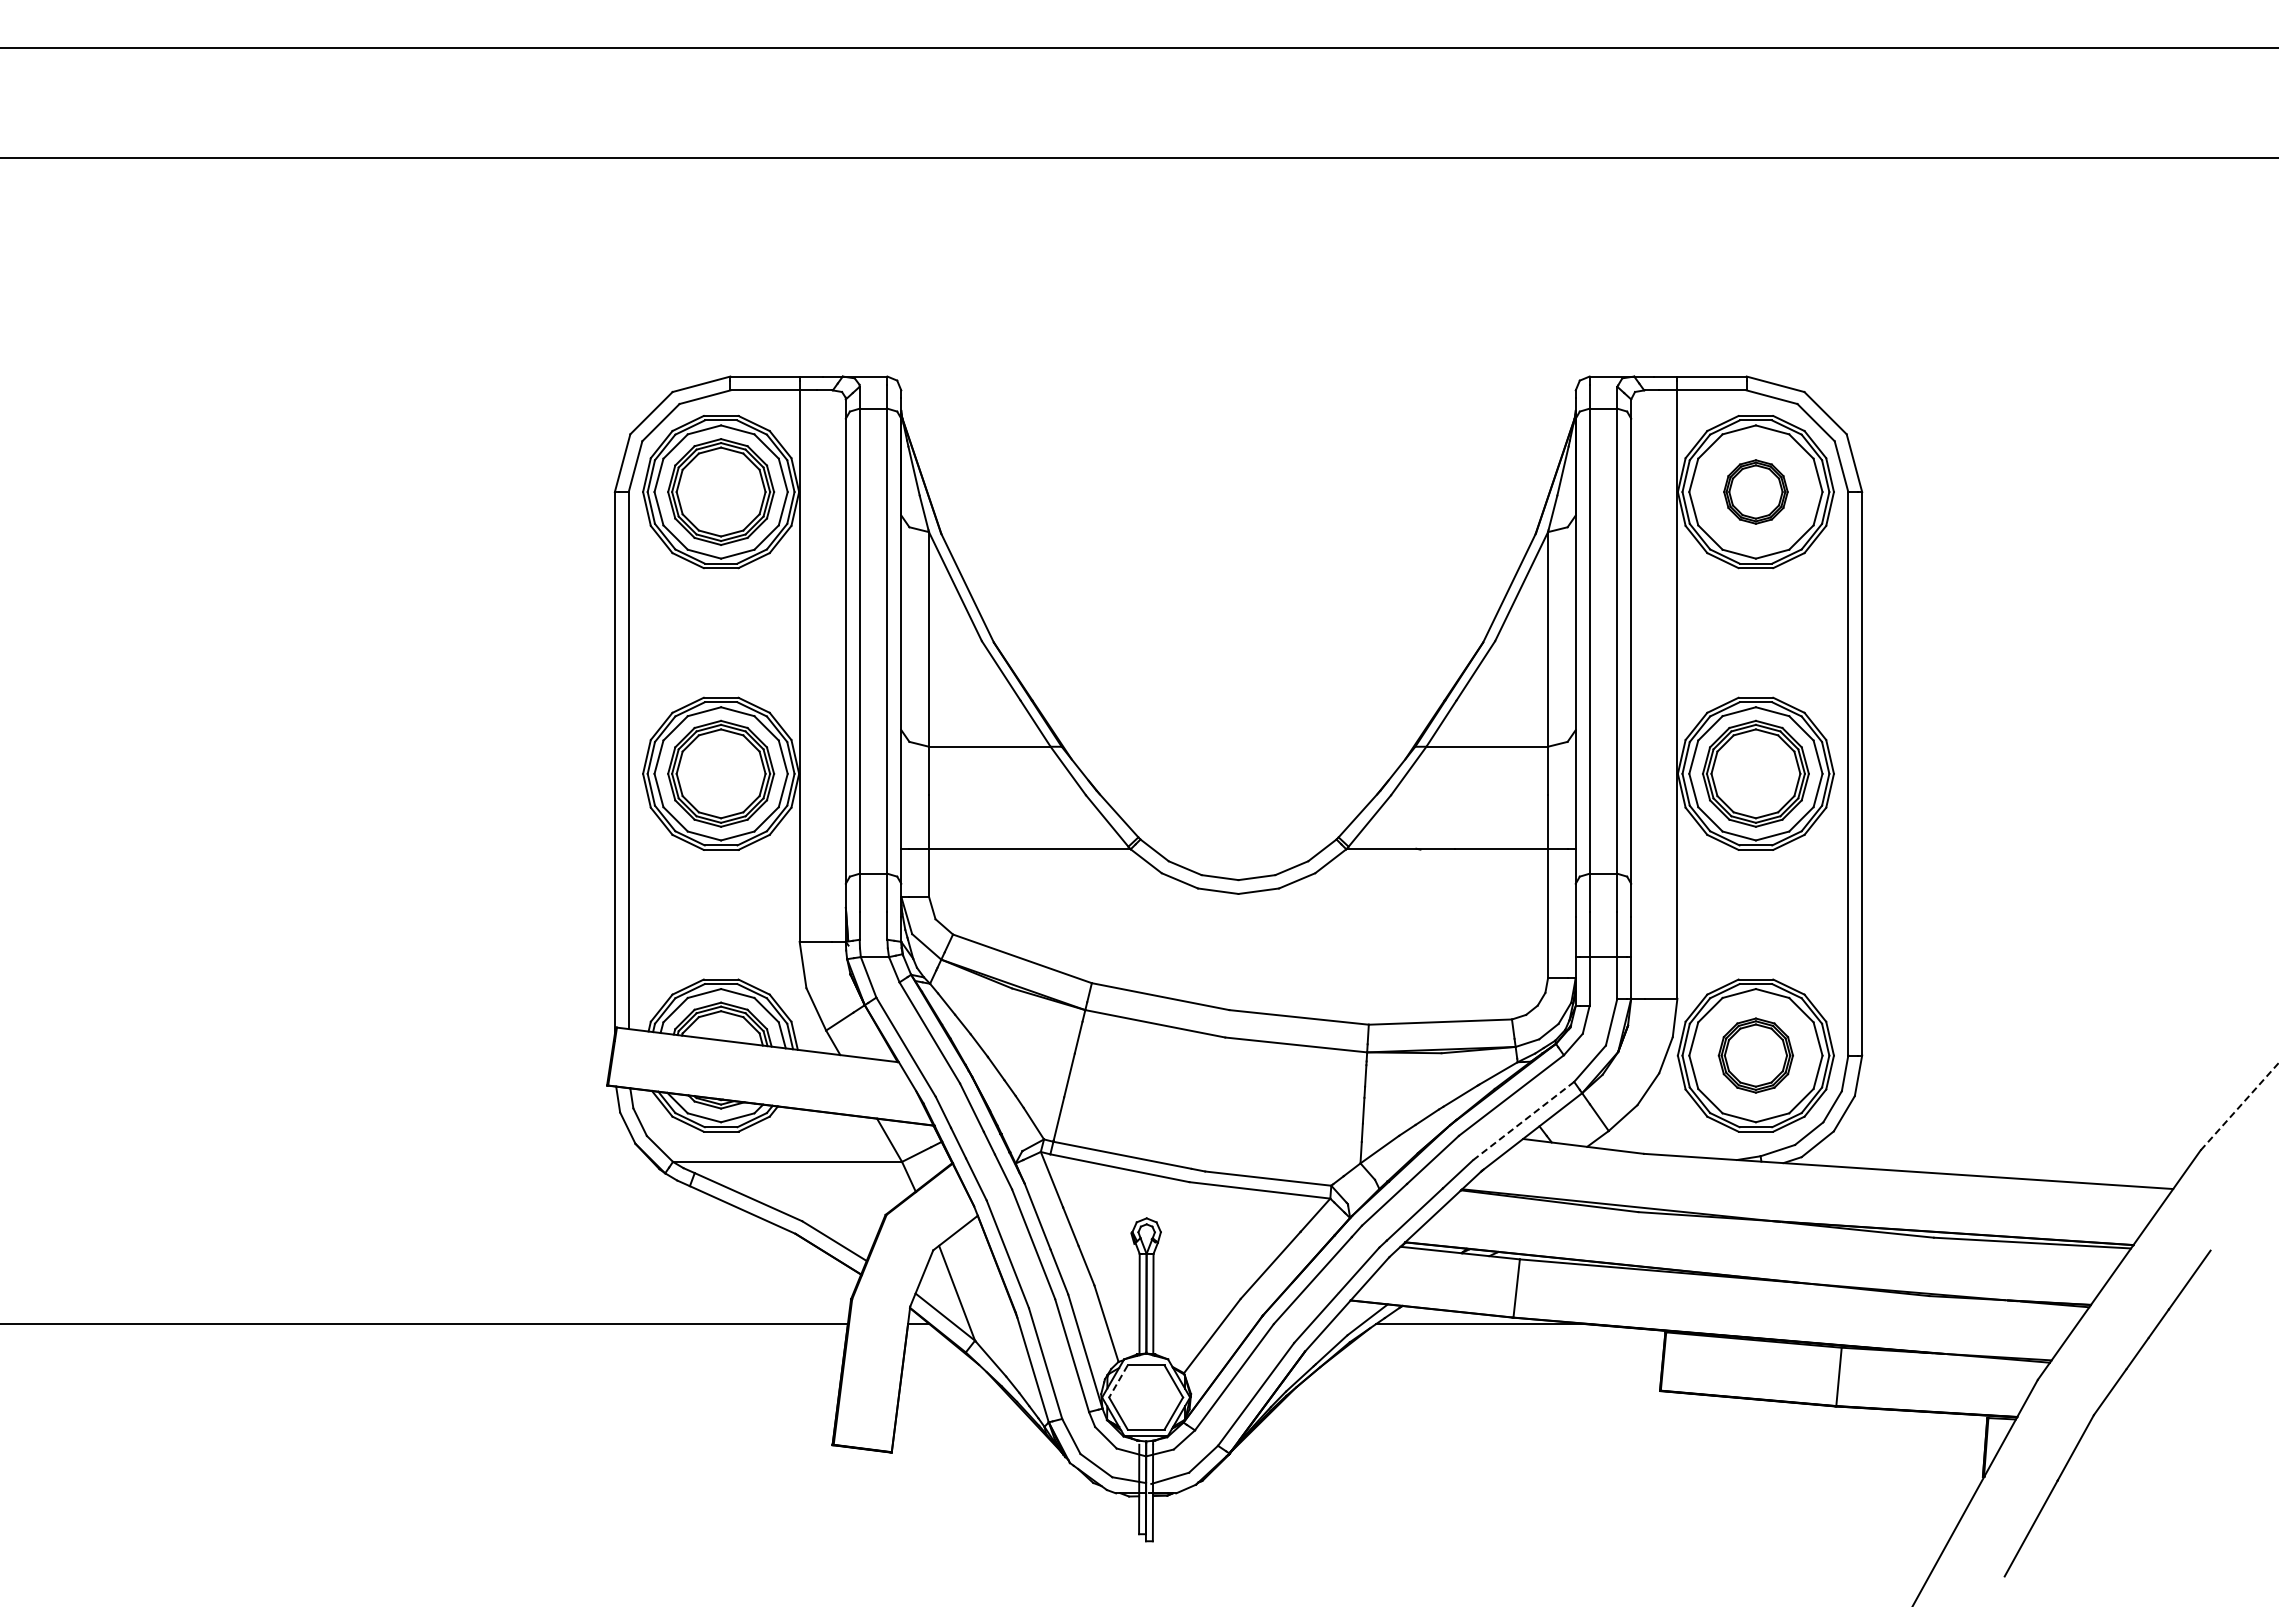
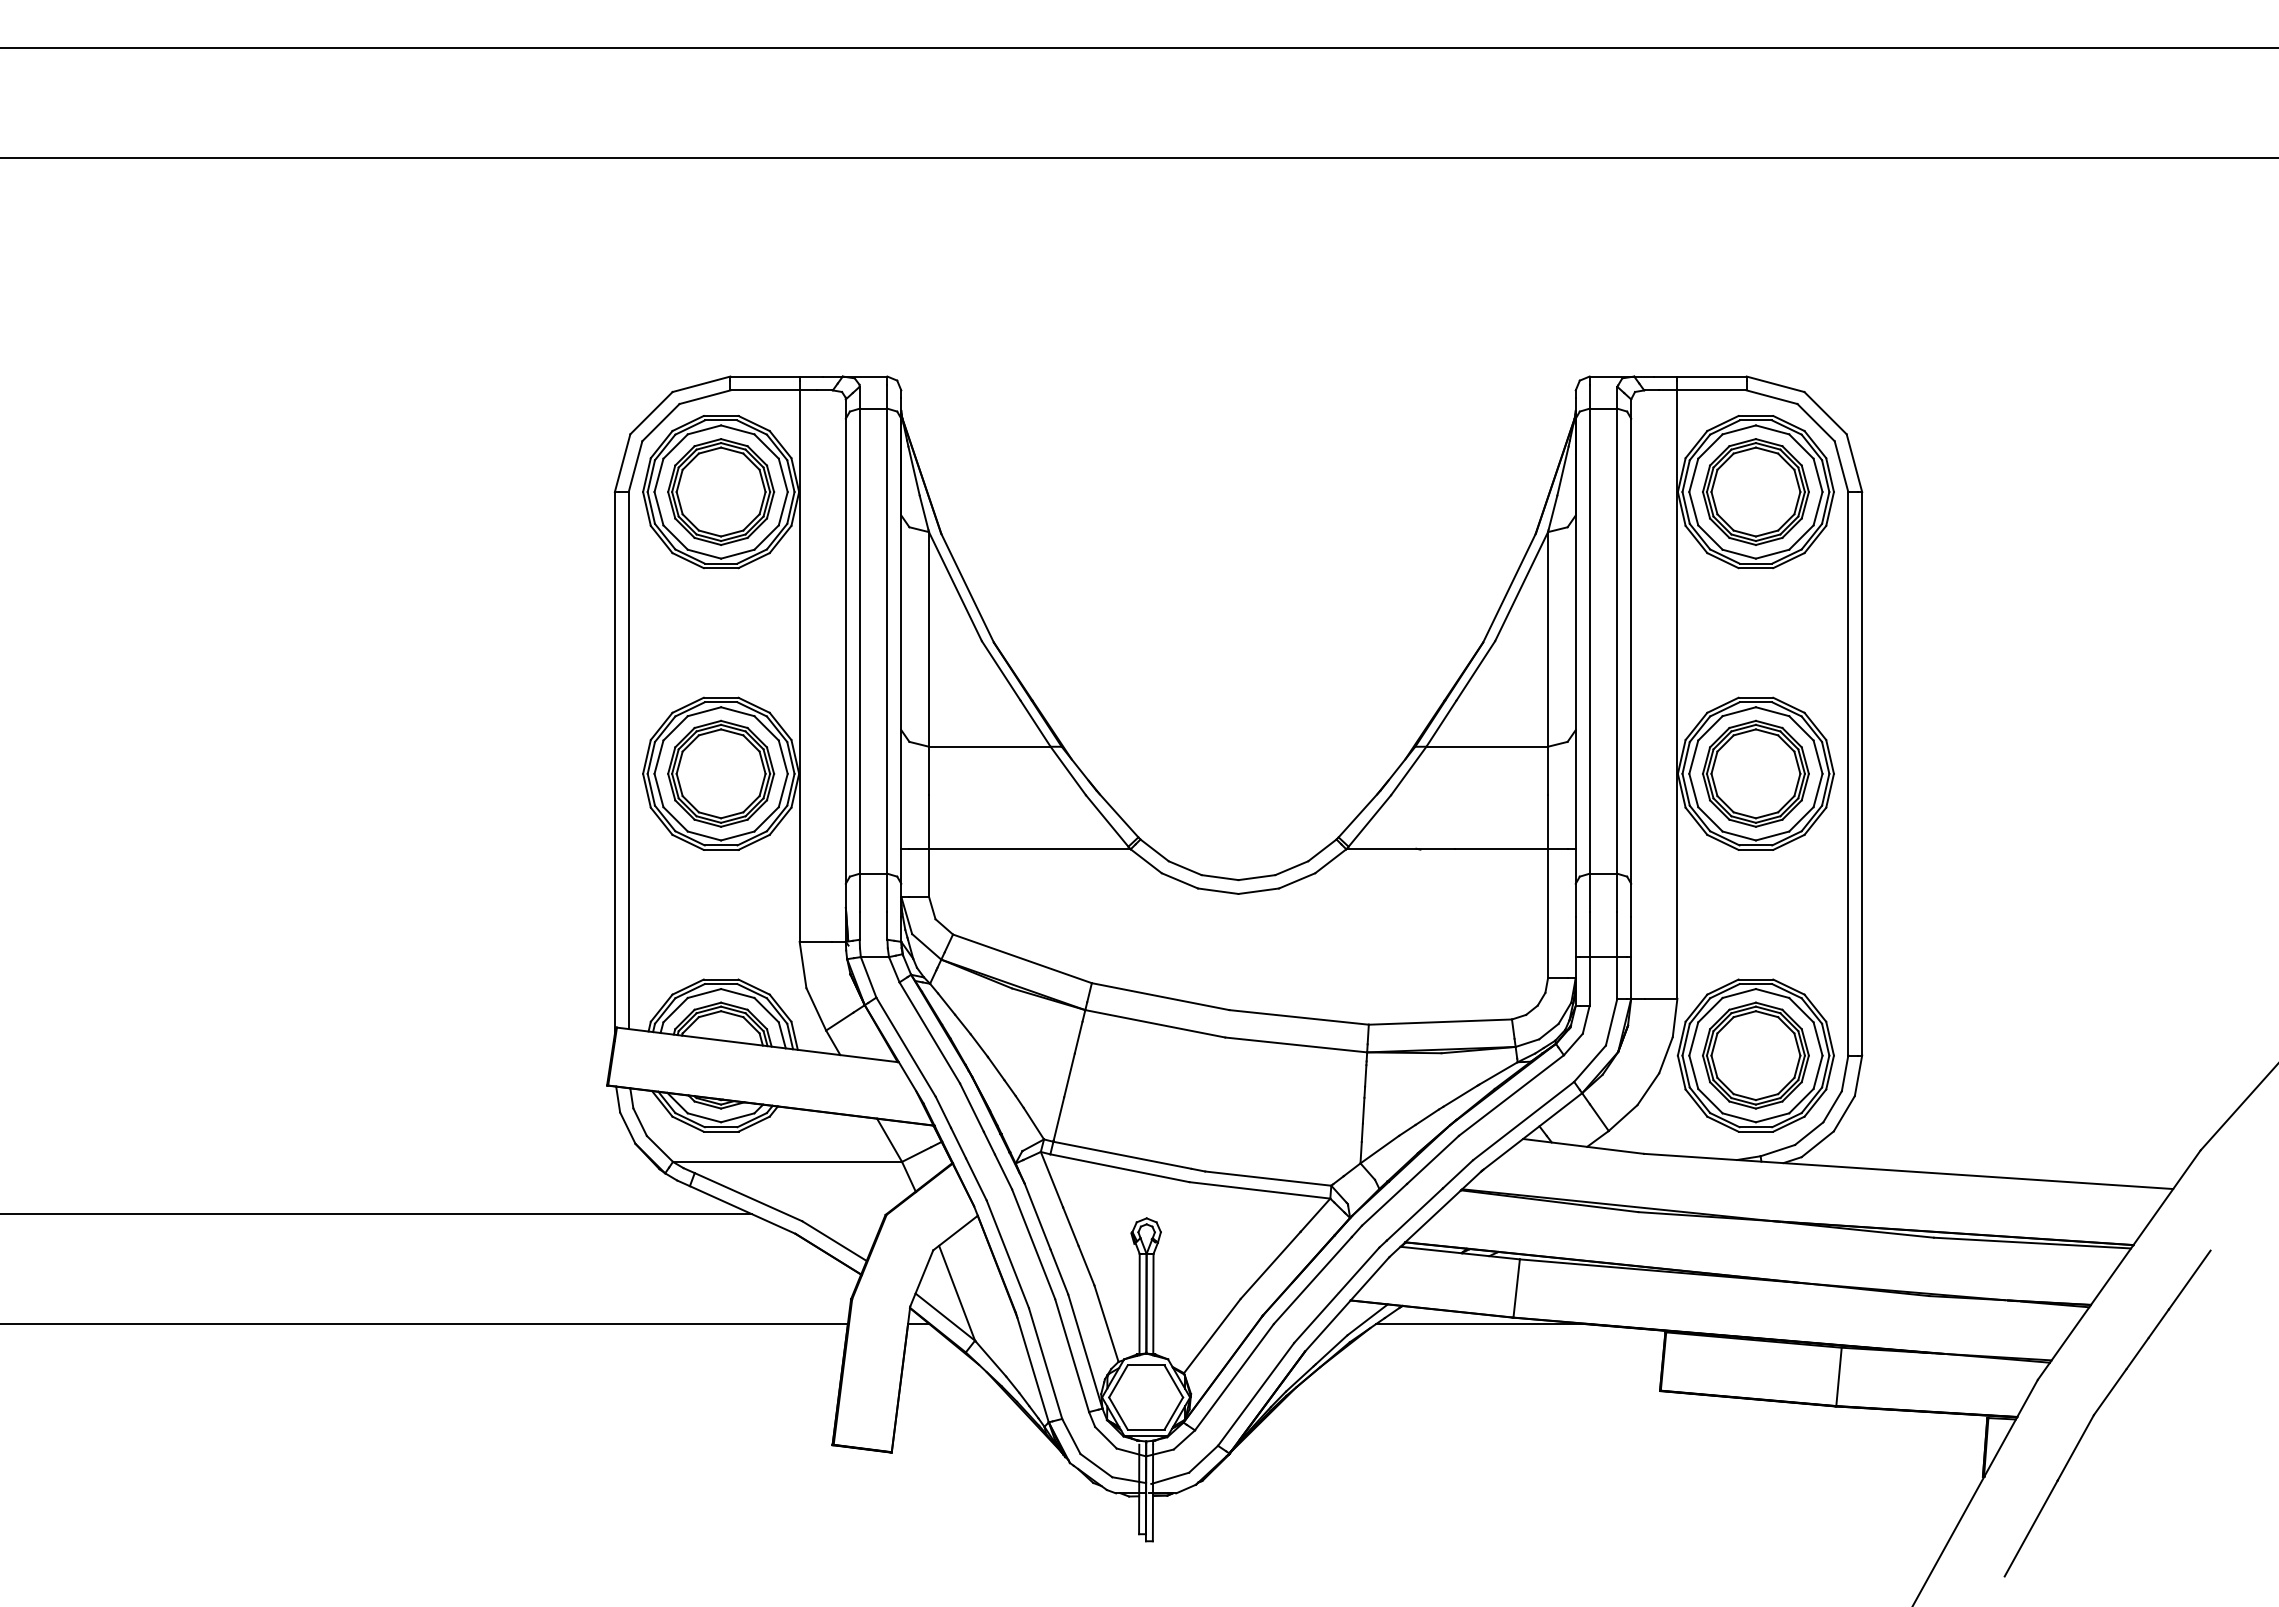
part size: 66x66 px -> 108x108 px (1755, 491)
part size: 77x77 px -> 108x109 px (1755, 1055)
line: dashed -> solid (2239, 1106)
line: dashed -> solid (1523, 1121)
line: none -> present (376, 1214)
line: dashed -> solid (1118, 1381)
